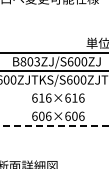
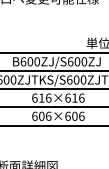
text: B803ZJ/S600ZJ -> B600ZJ/S600ZJ (30, 61)
line: none -> present (53, 89)
line: none -> present (53, 107)
line: dashed -> solid (54, 125)
